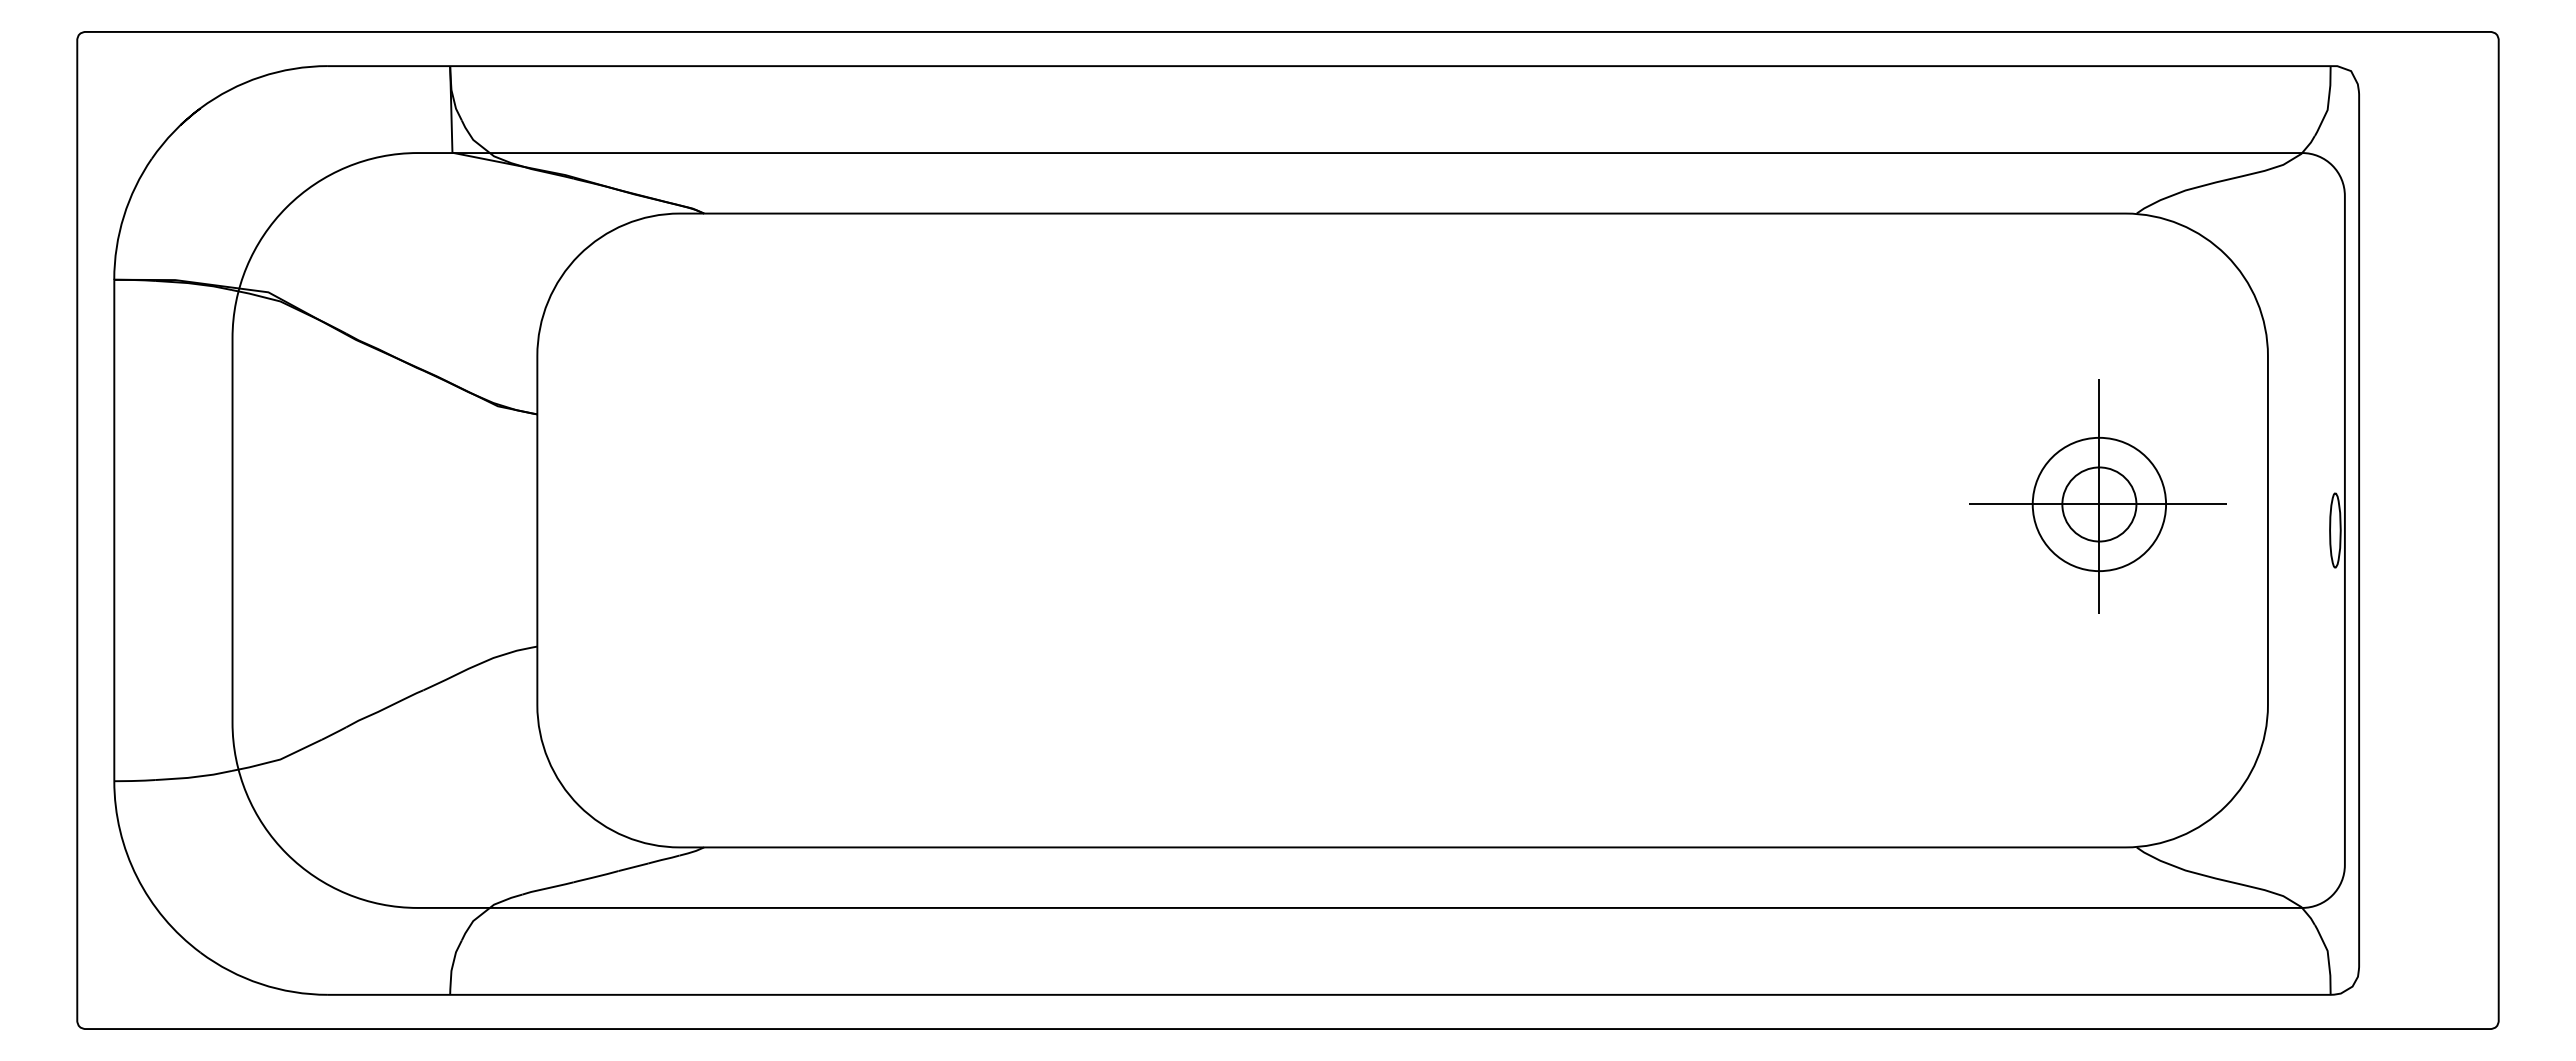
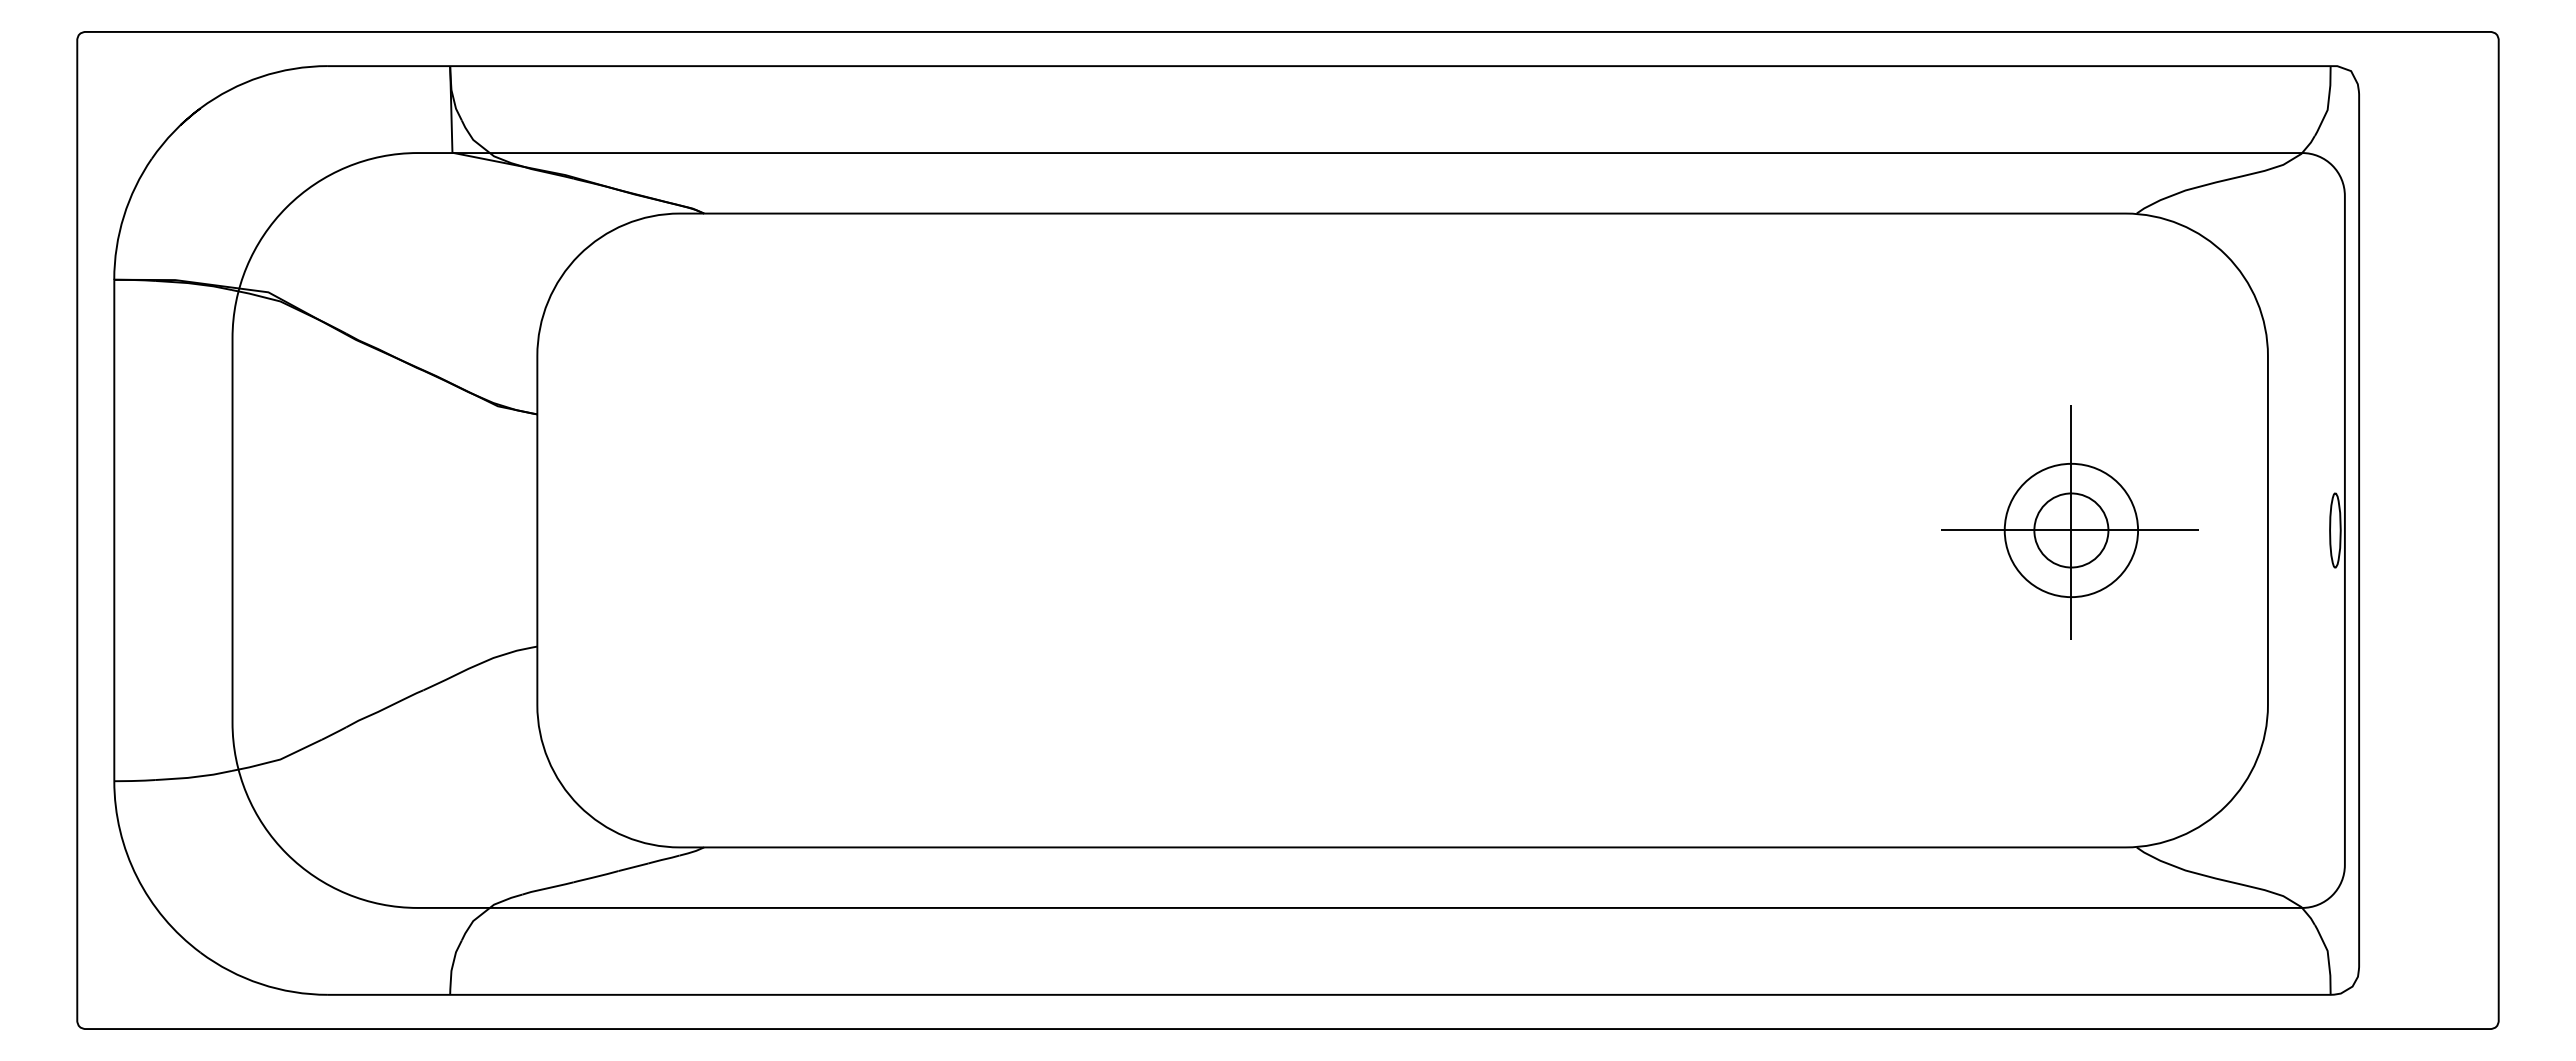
part position: (2097, 496) -> (2069, 522) (2069, 522)
